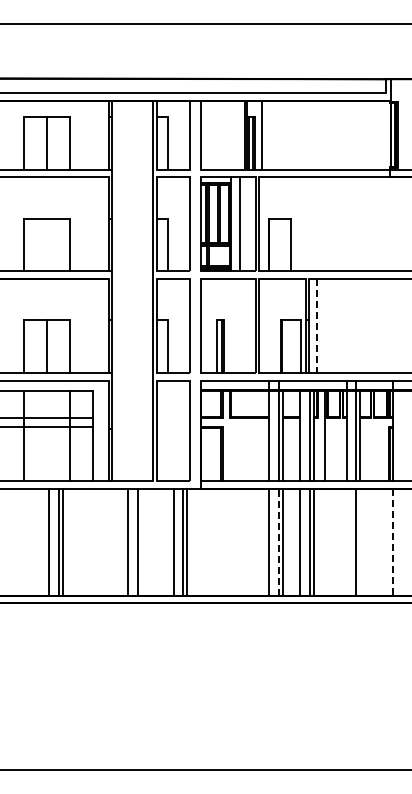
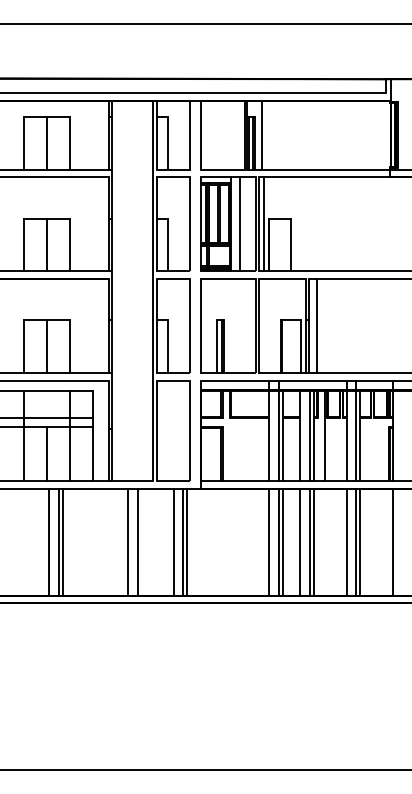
line: none -> present (264, 224)
line: none -> present (46, 244)
line: dashed -> solid (317, 326)
line: none -> present (46, 454)
line: dashed -> solid (278, 541)
line: none -> present (346, 541)
line: none -> present (360, 541)
line: dashed -> solid (393, 542)
